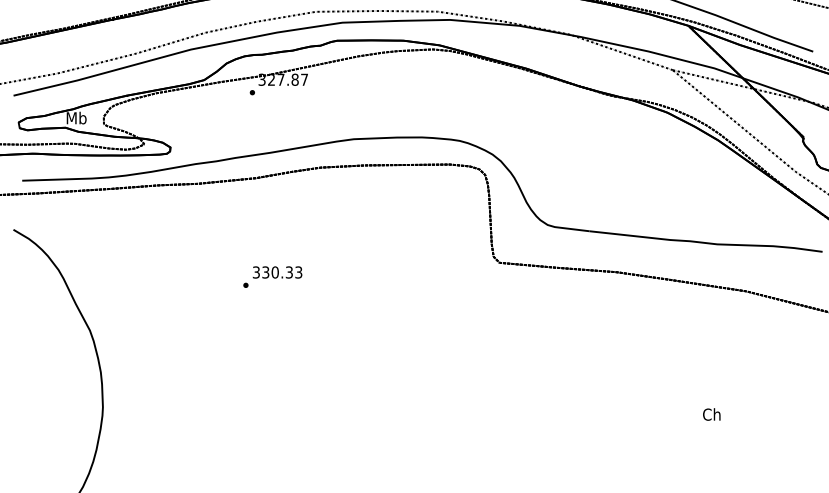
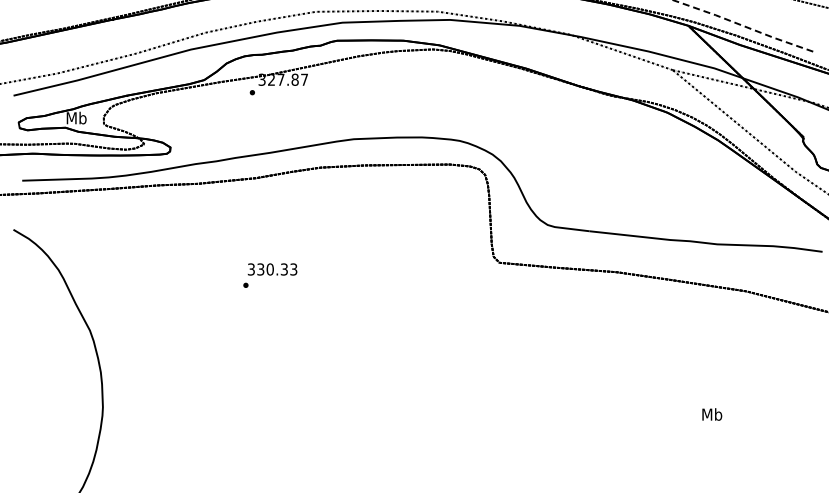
line: solid -> dashed (743, 26)
text position: (277, 272) -> (272, 269) (272, 269)
text: Ch -> Mb (712, 414)
